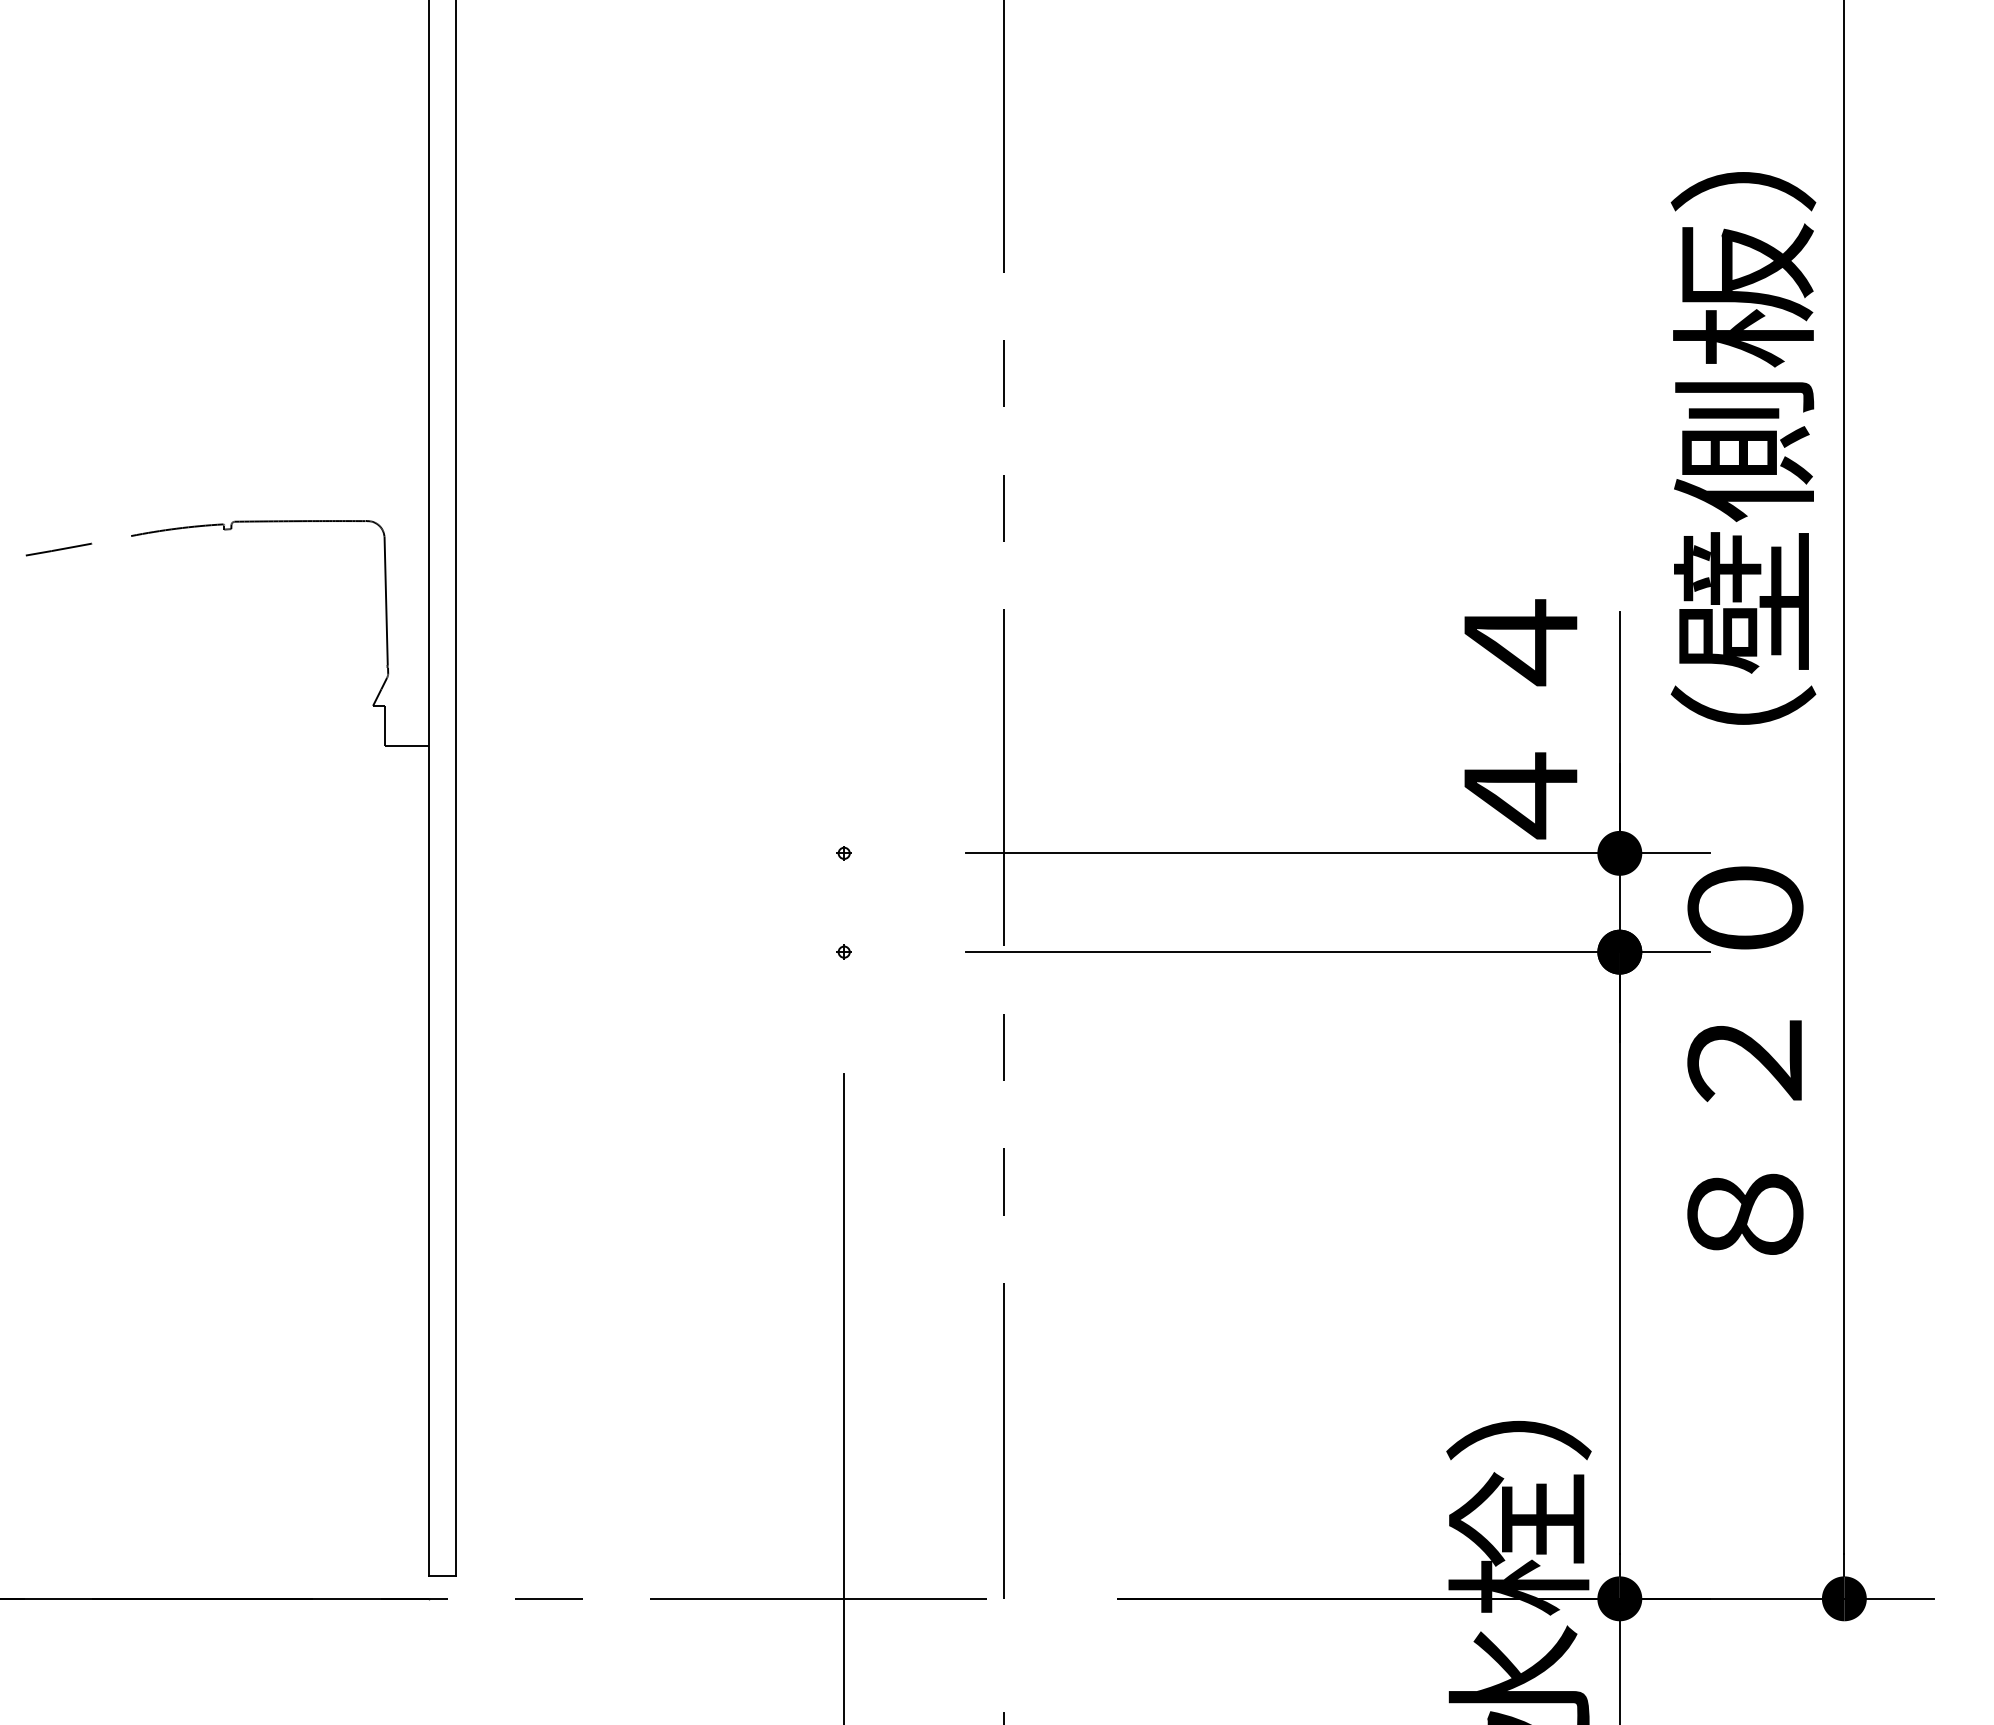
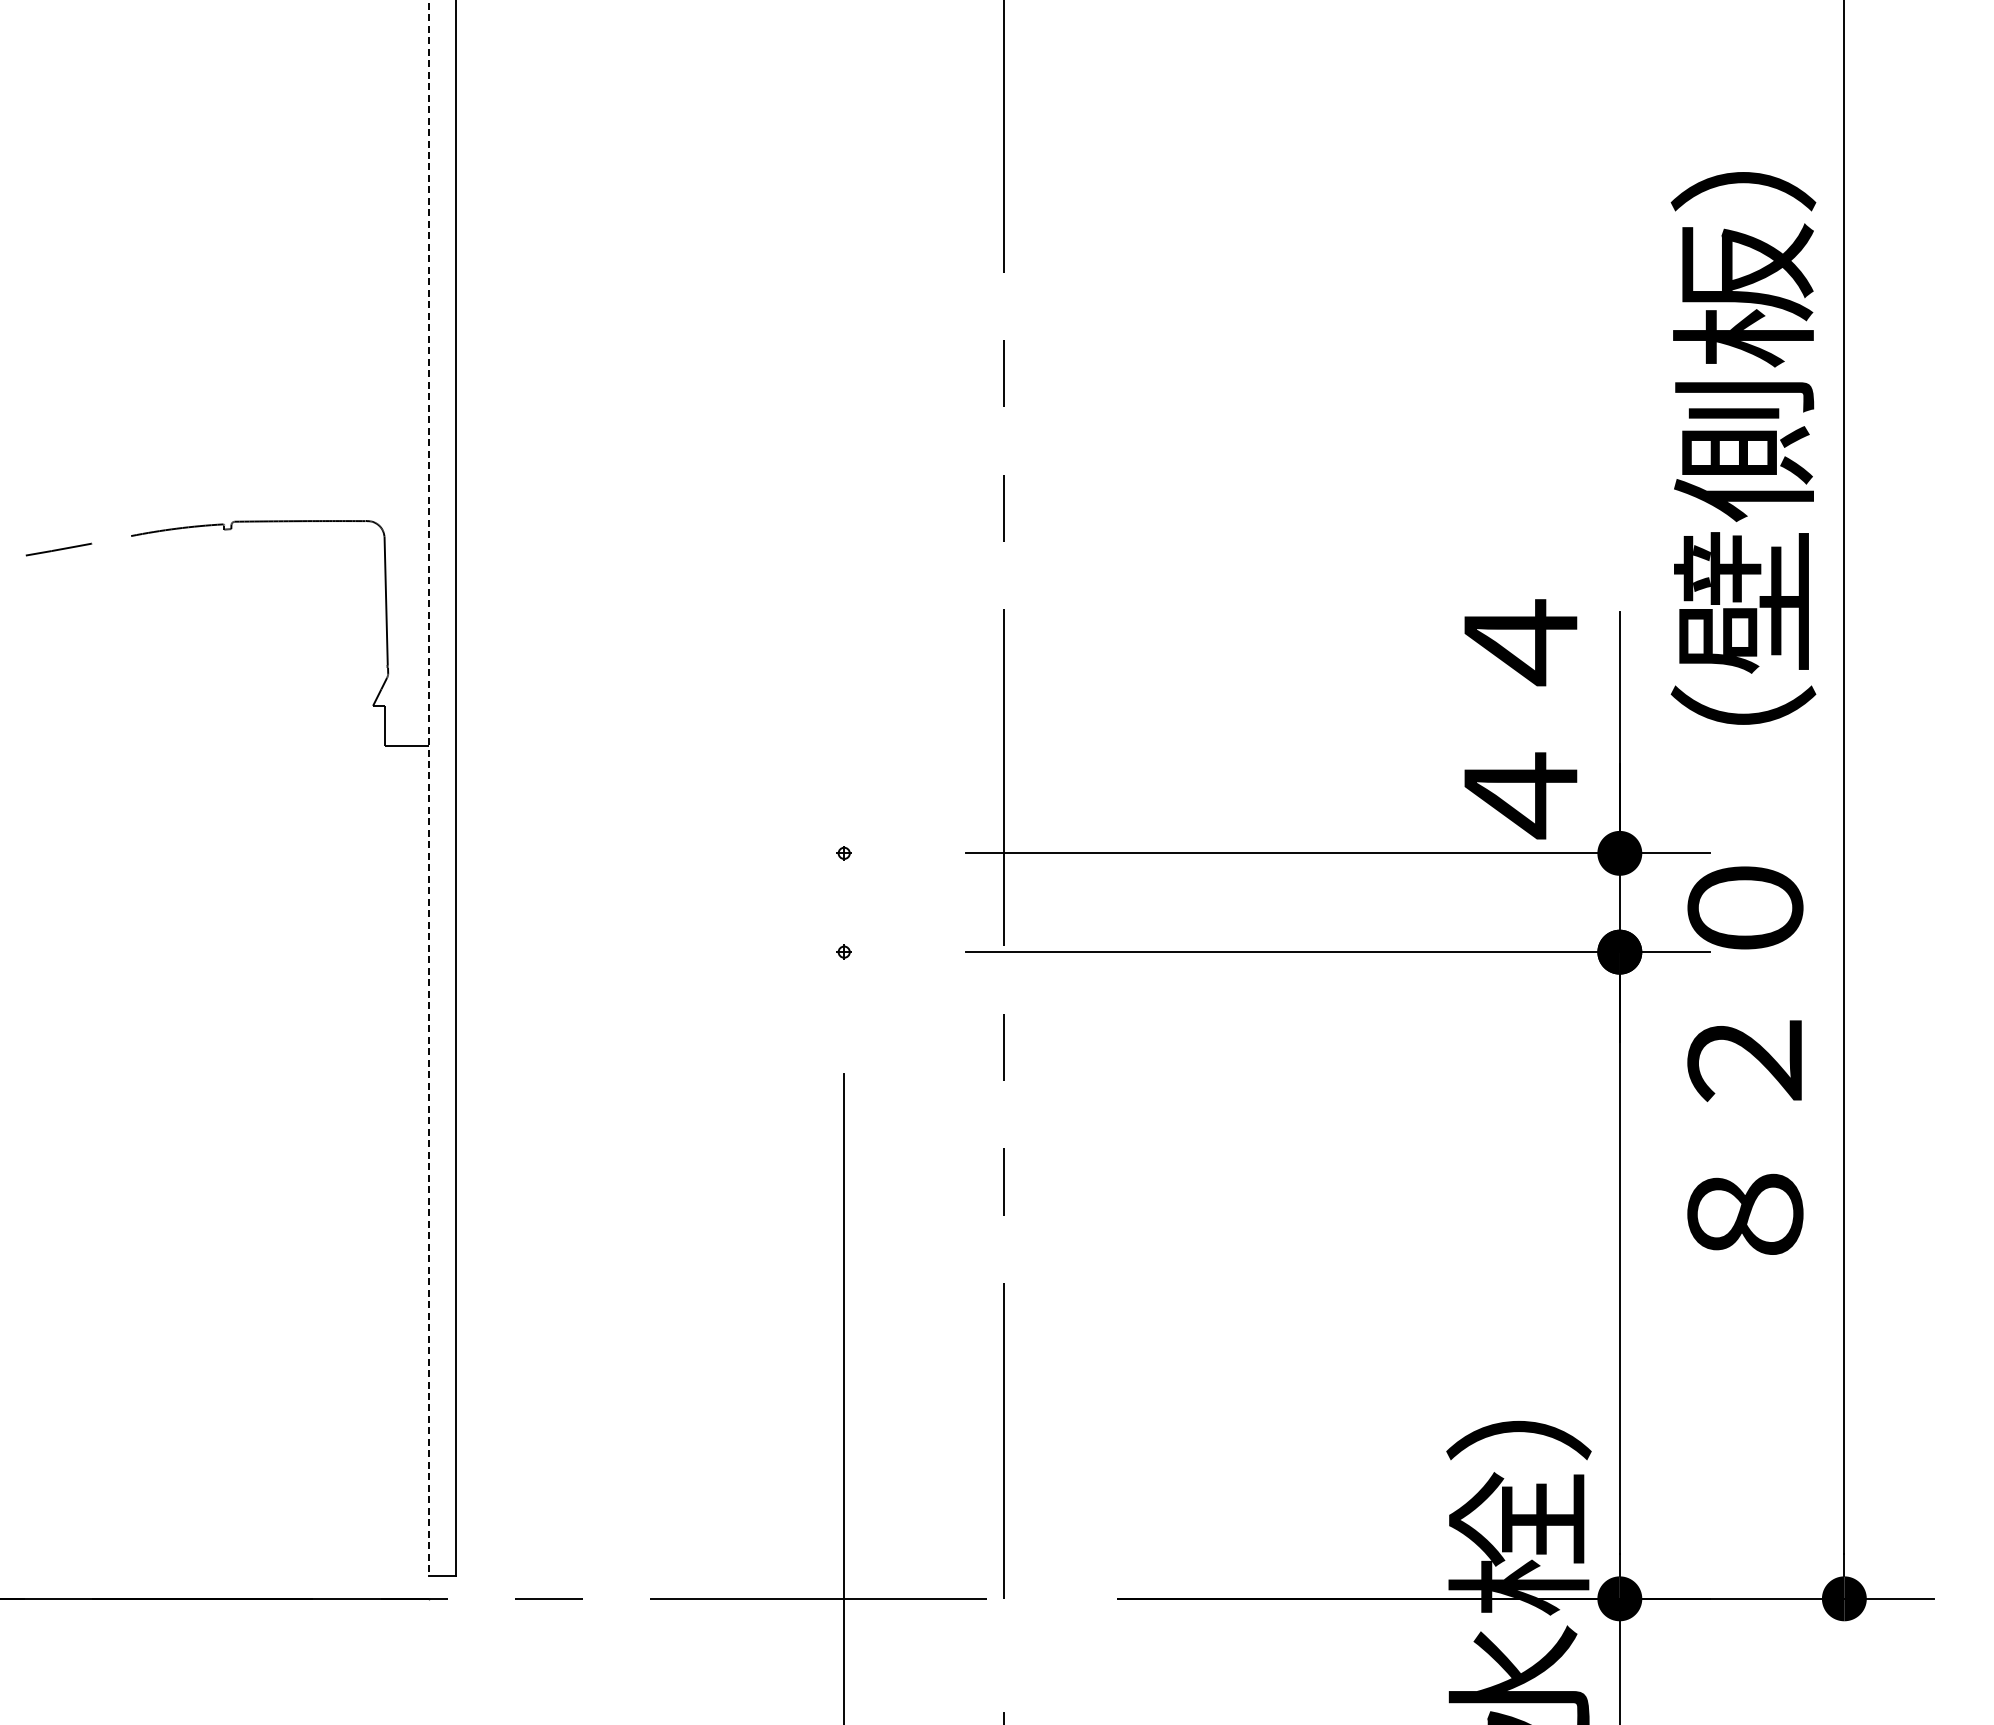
line: solid -> dashed (428, 788)
